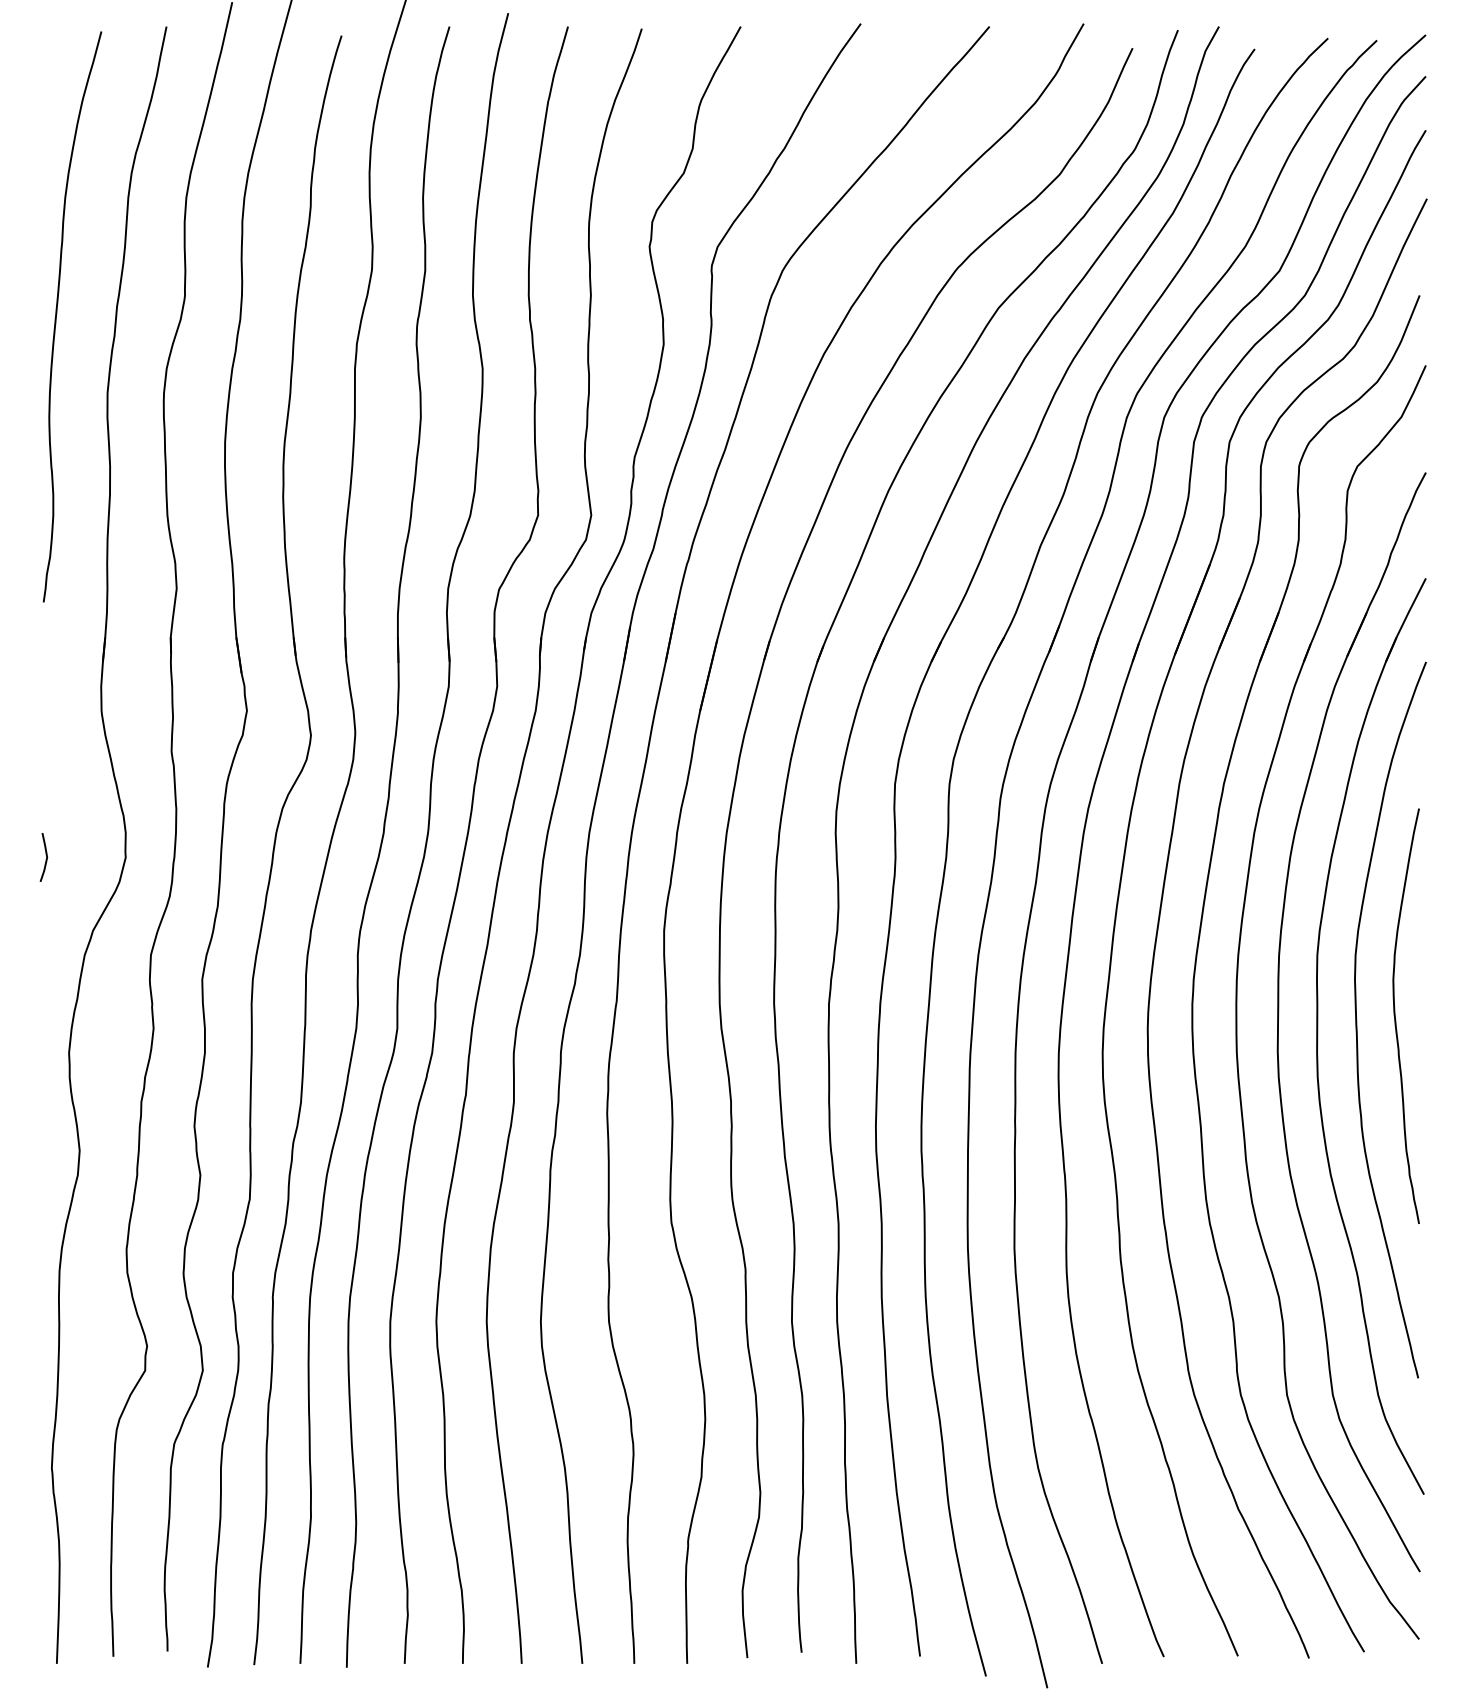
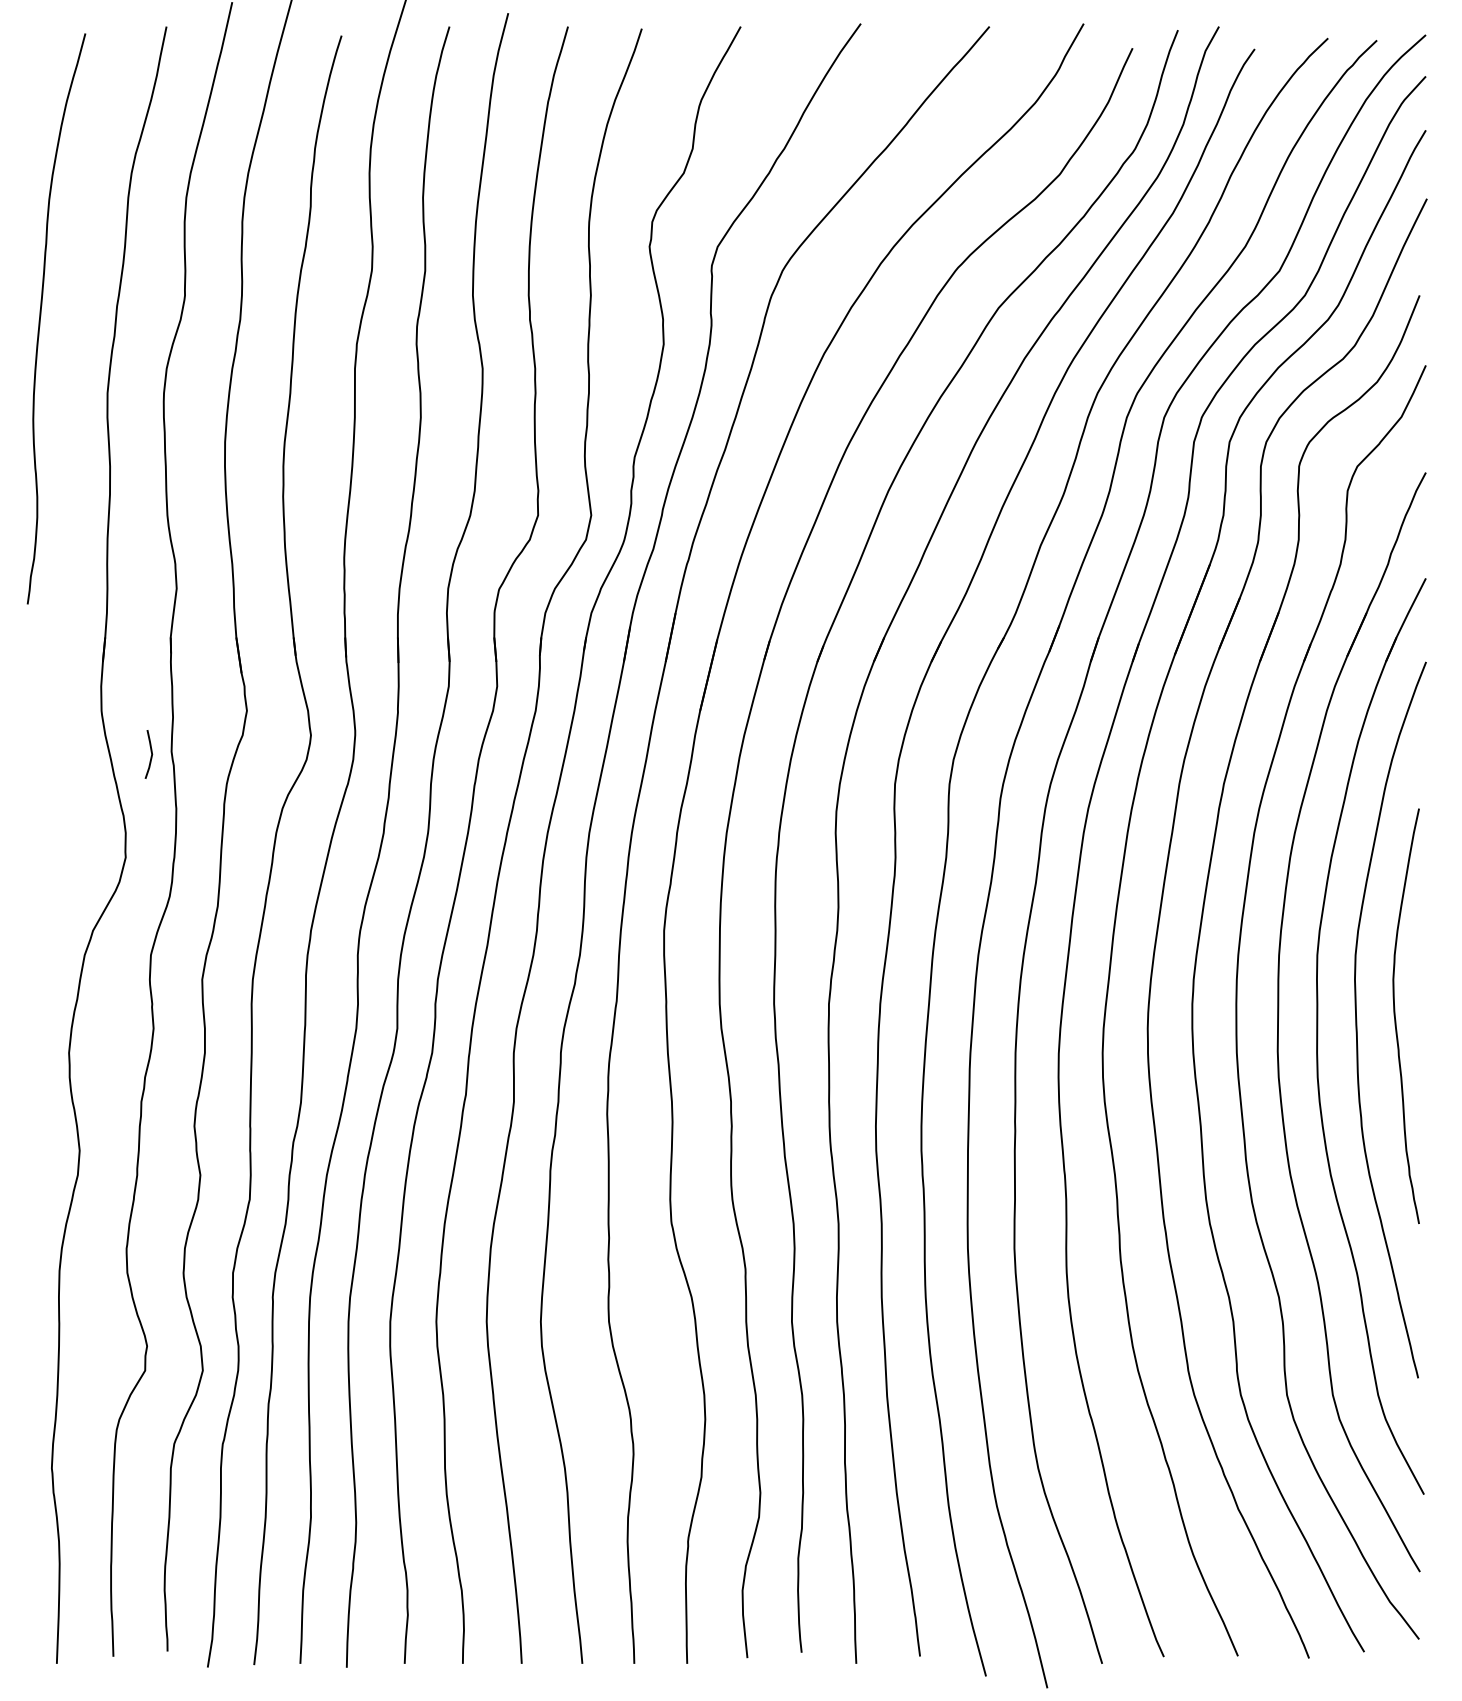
curve position: (57, 314) -> (41, 316) (41, 316)
line position: (45, 859) -> (150, 756) (150, 756)
